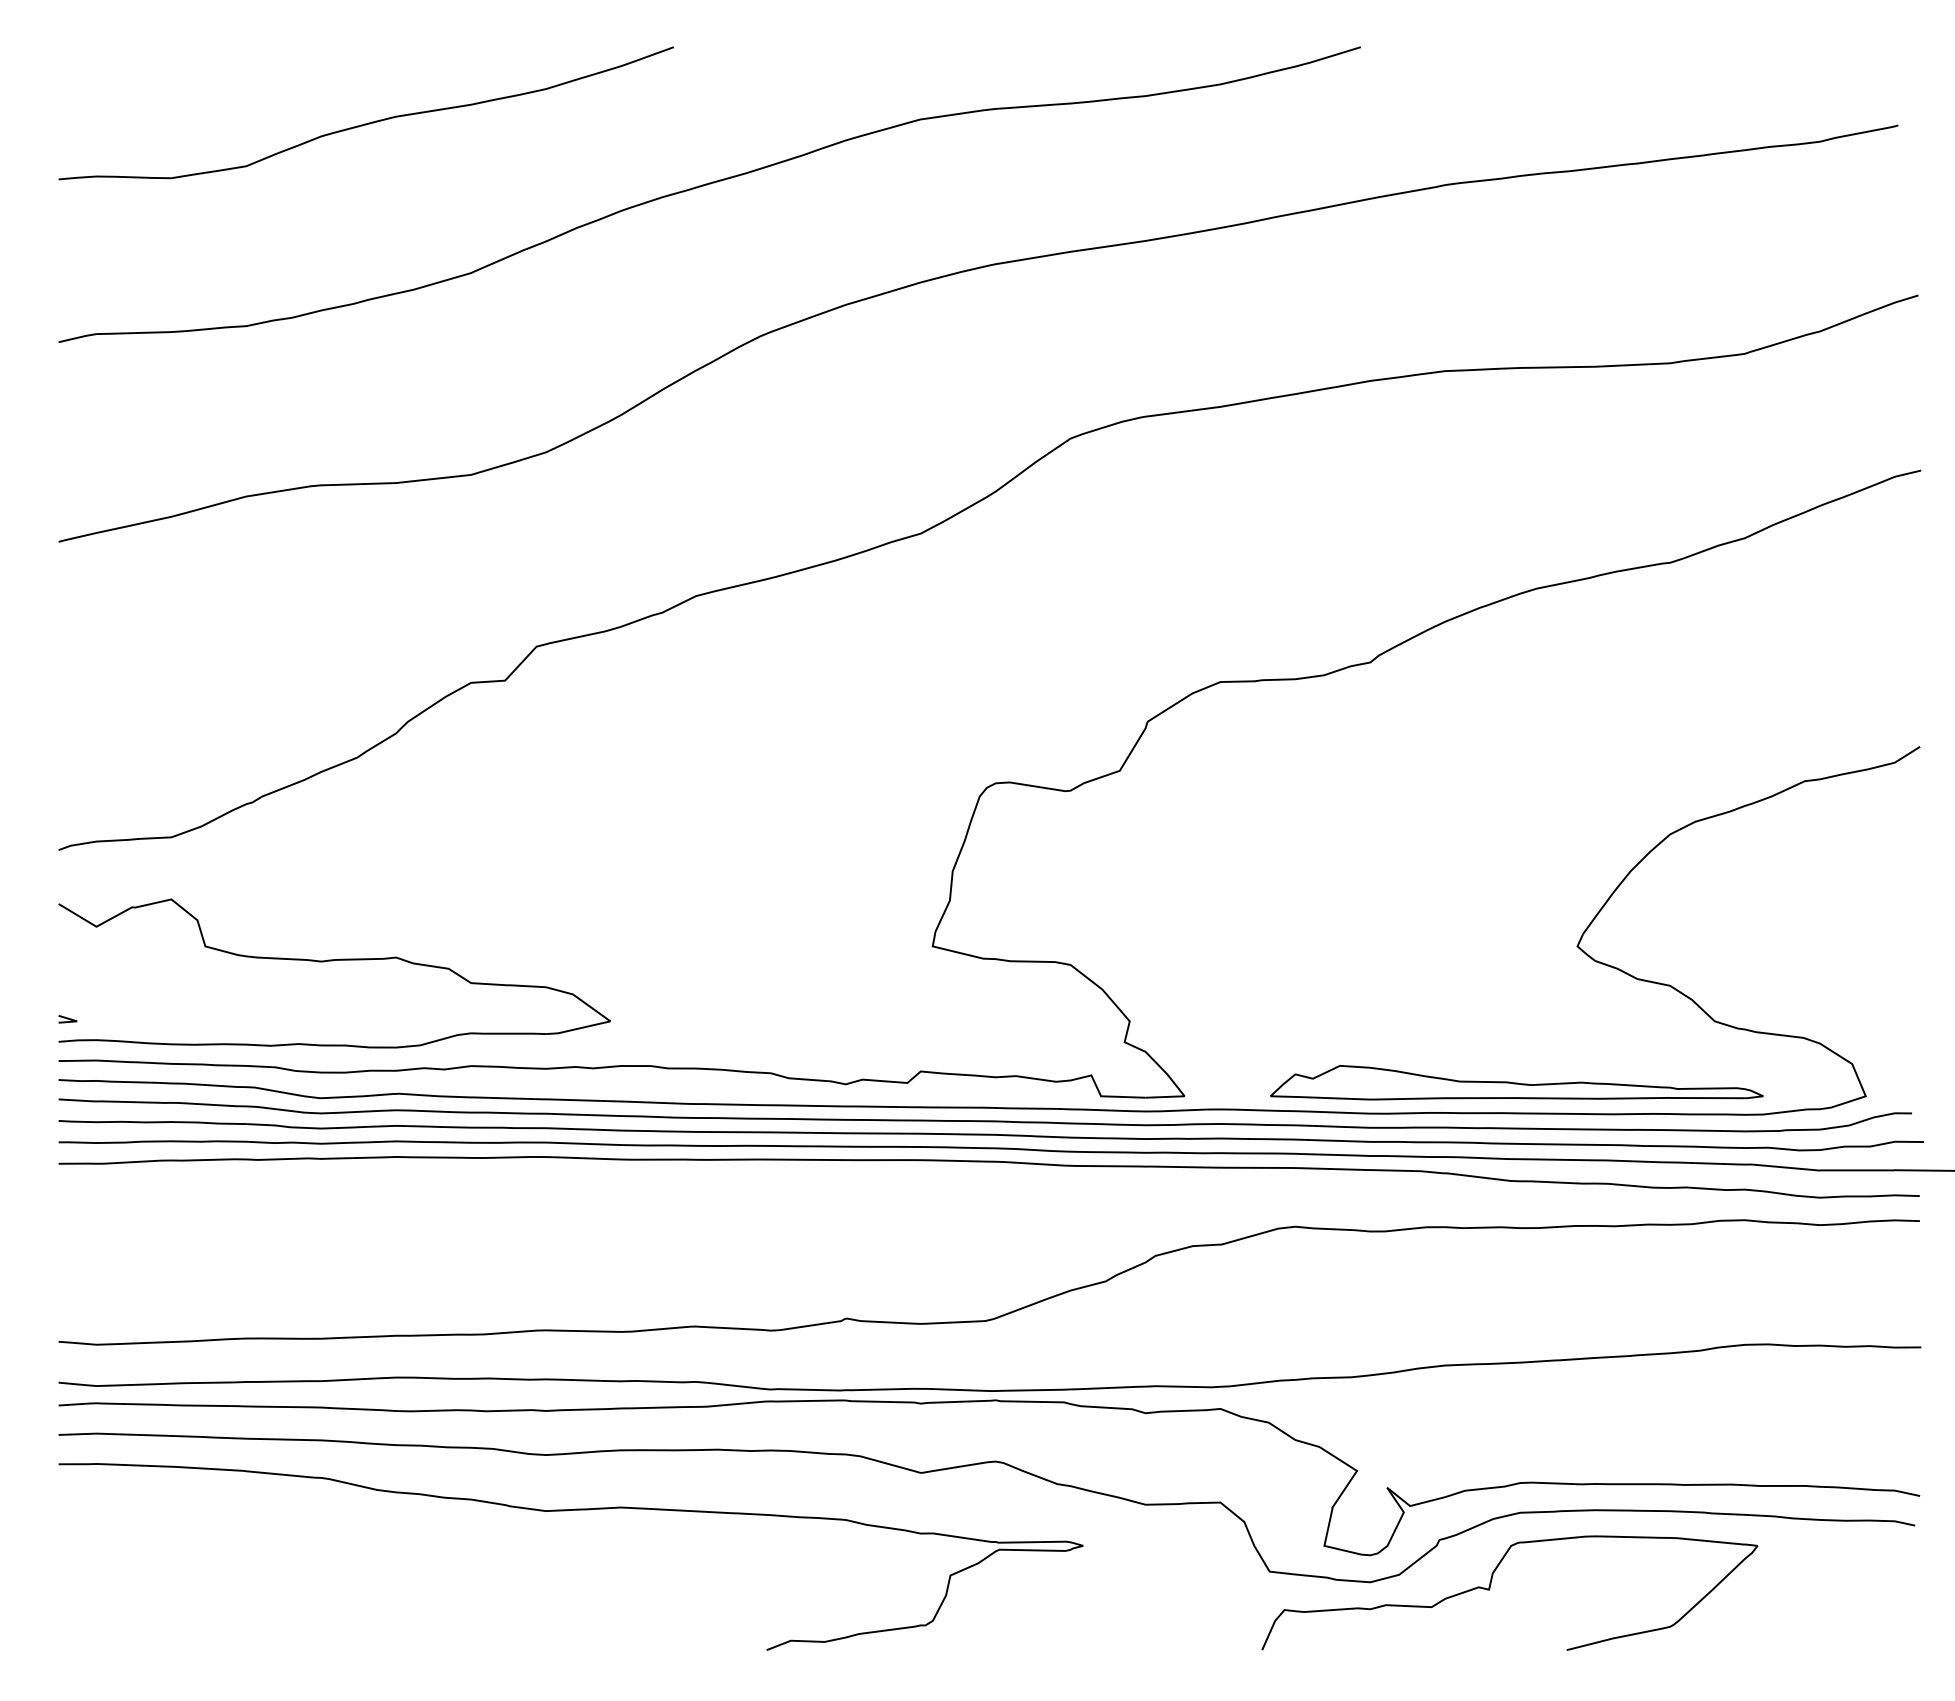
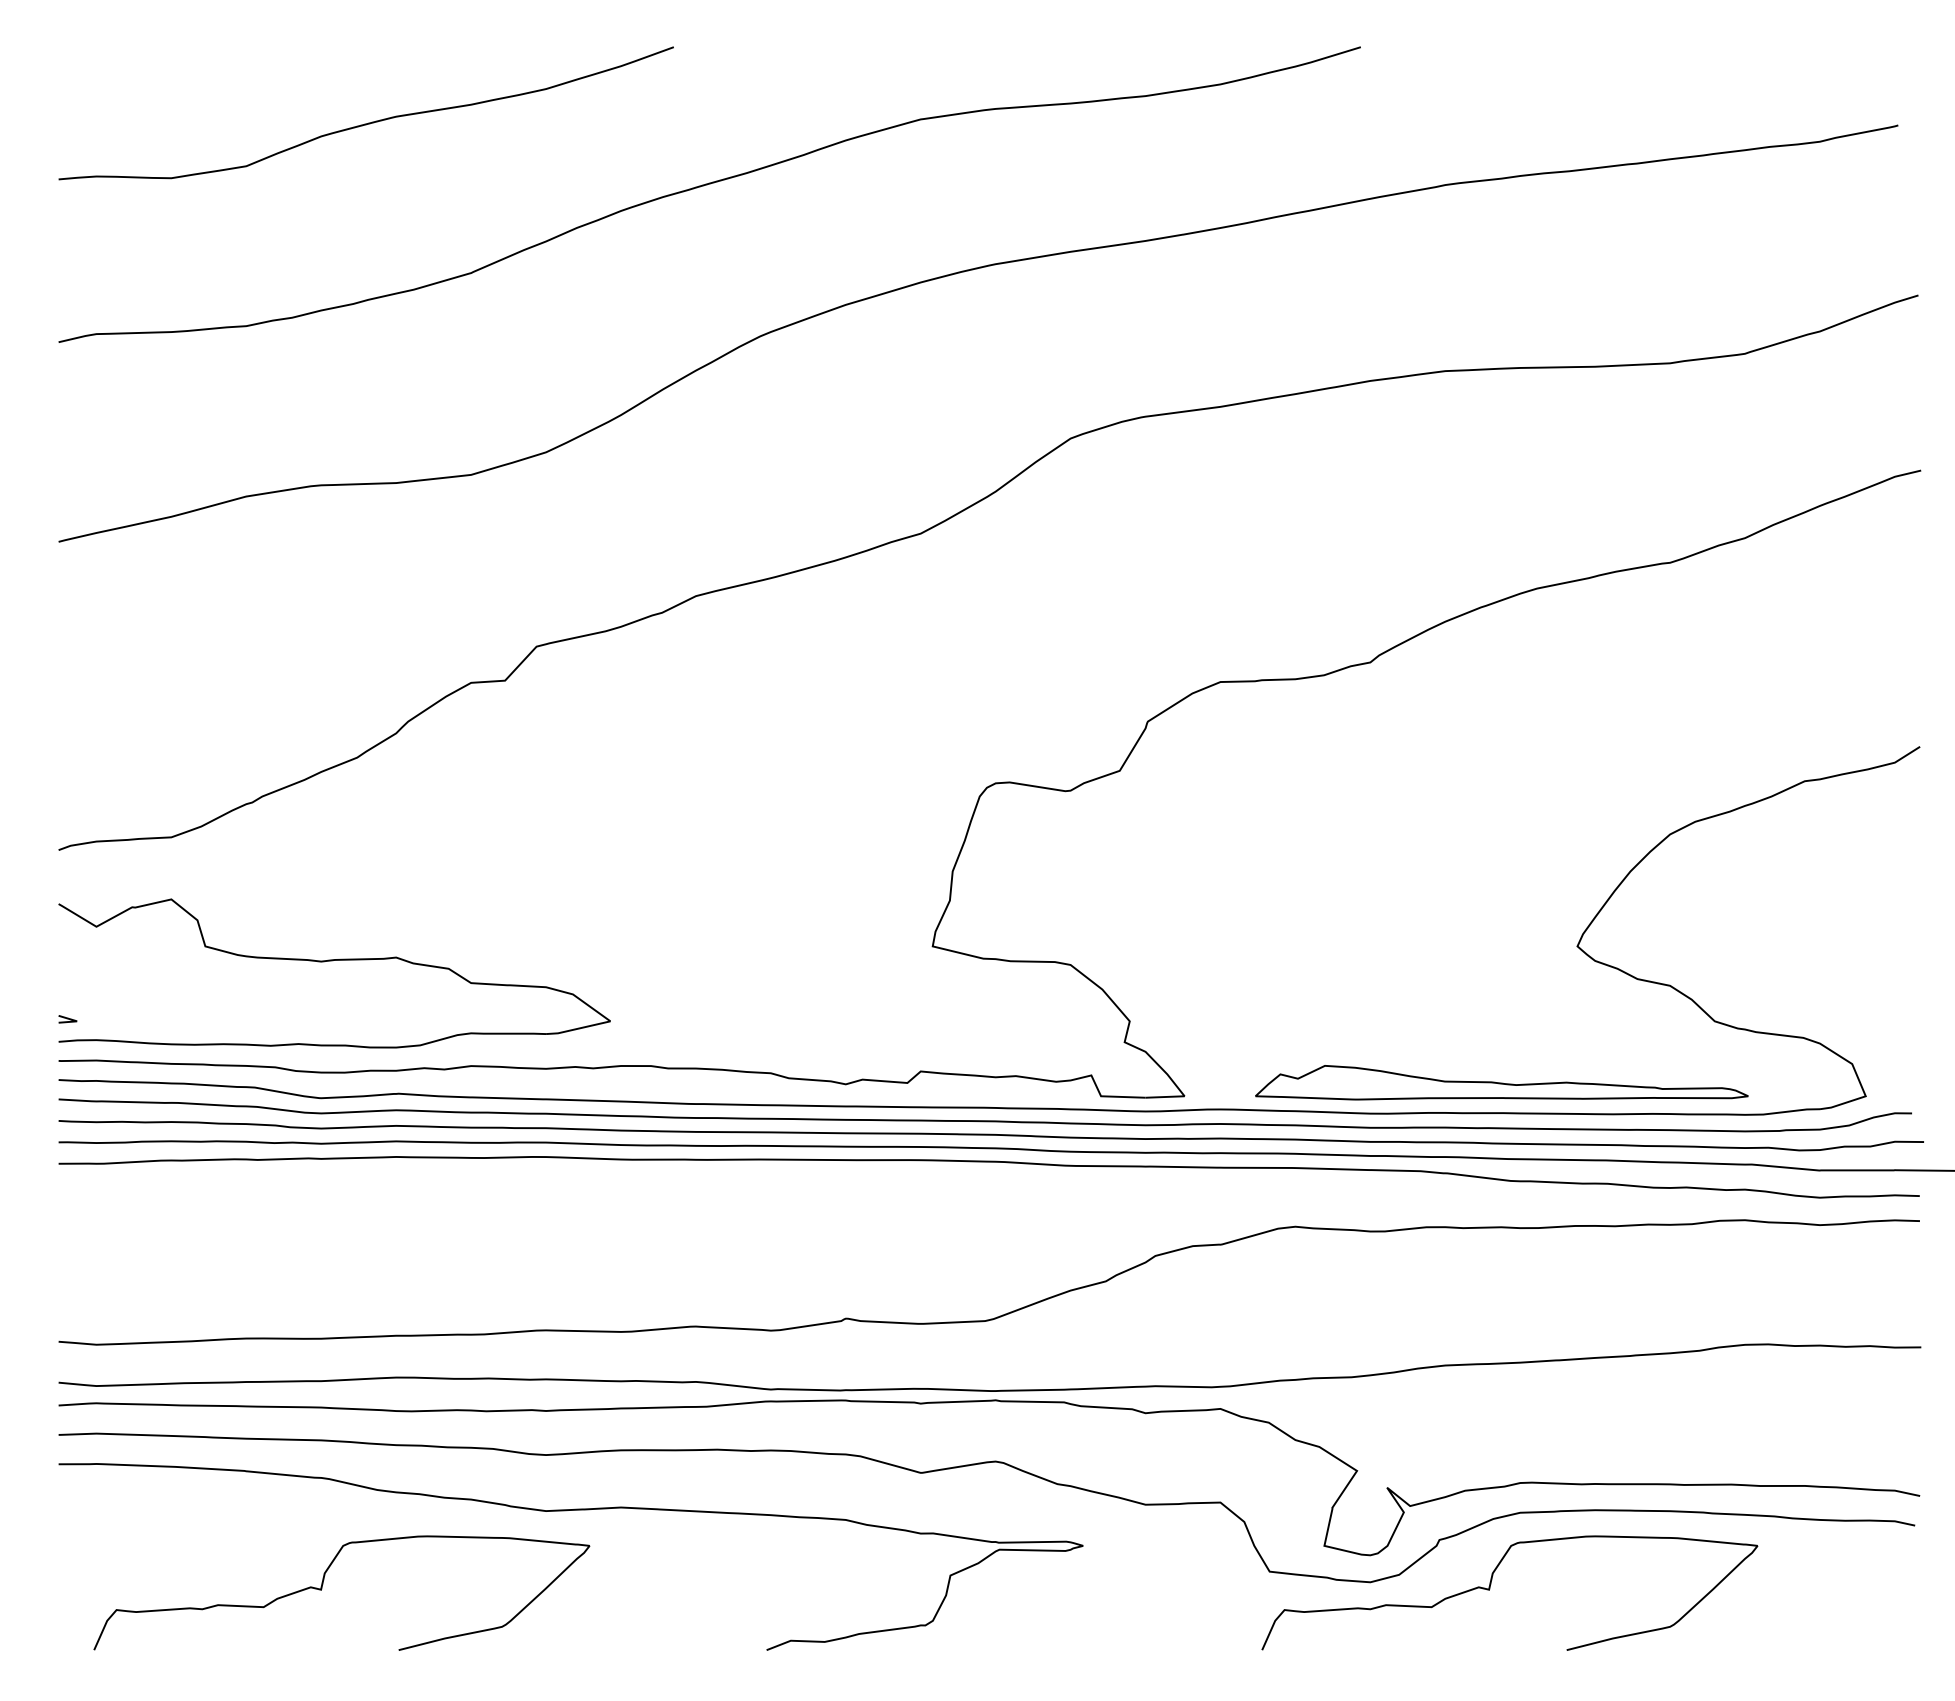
part position: (1516, 1082) -> (1501, 1082) (1501, 1082)
curve: none -> present (322, 1589)
